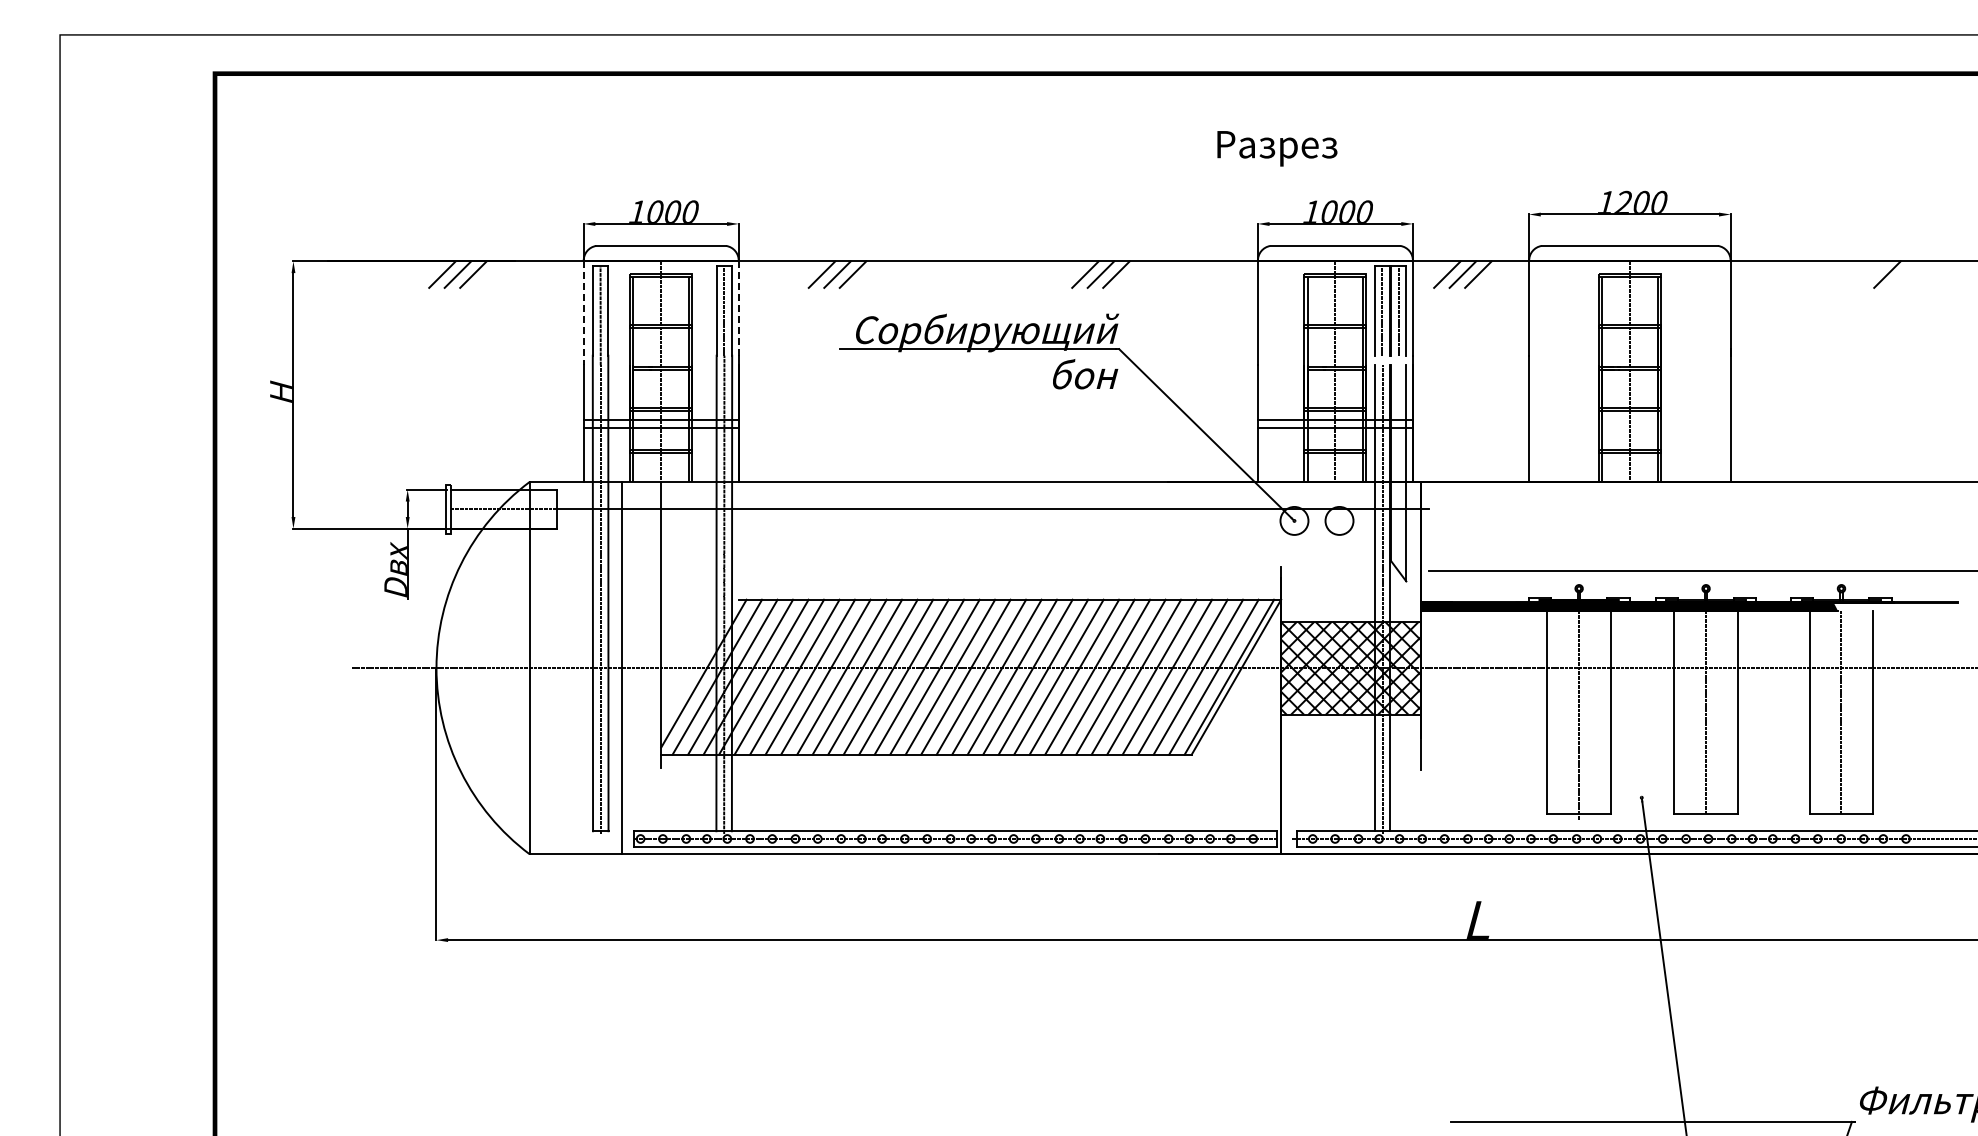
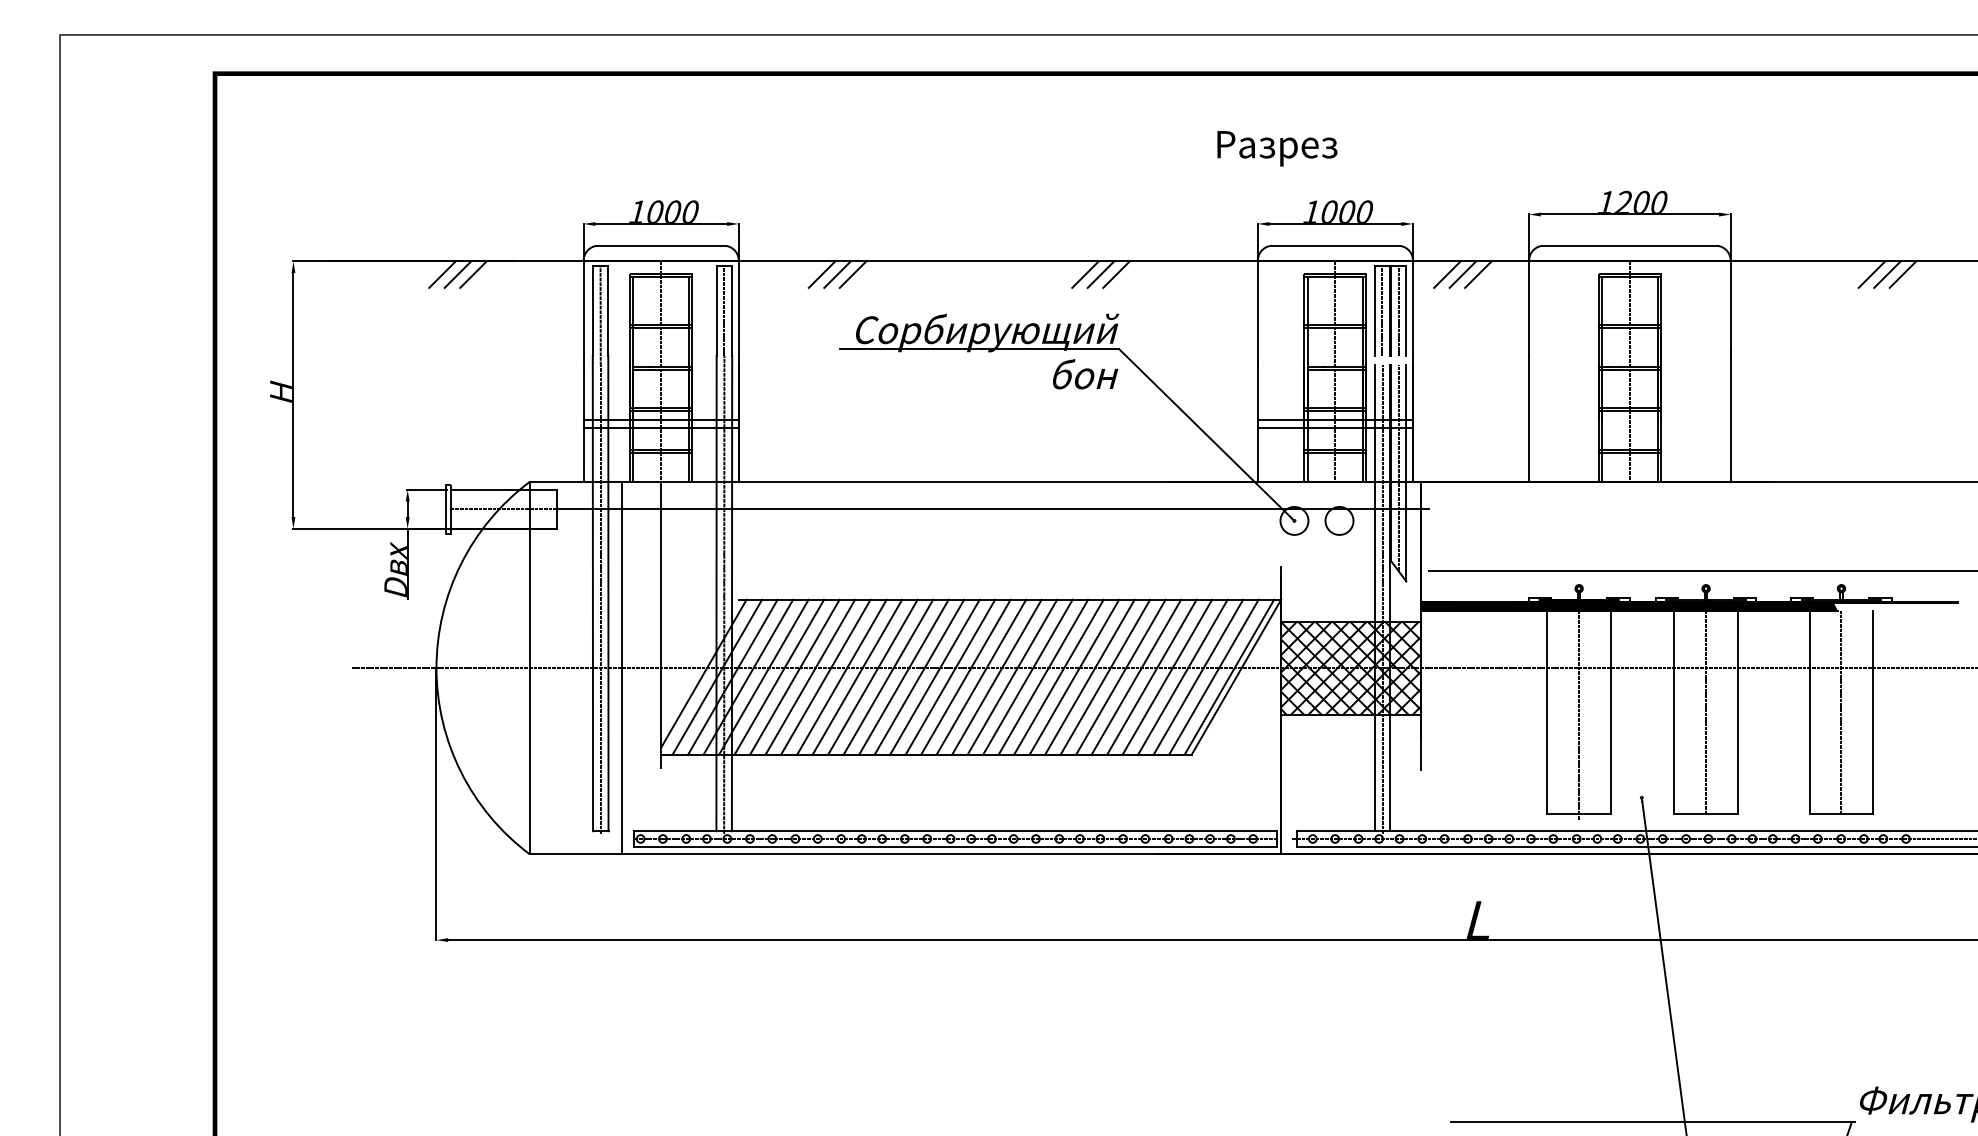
line: none -> present (1871, 274)
line: none -> present (1902, 274)
line: dashed -> solid (738, 309)
line: dashed -> solid (583, 313)
line: none -> present (1398, 468)
